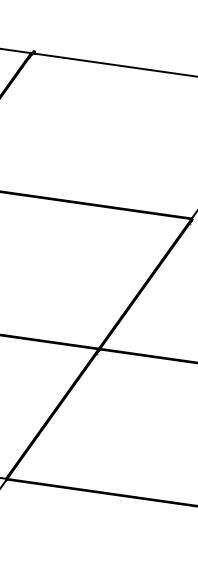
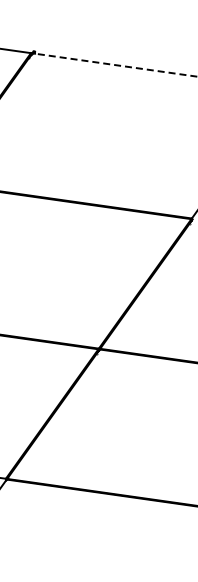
line: solid -> dashed (114, 64)
